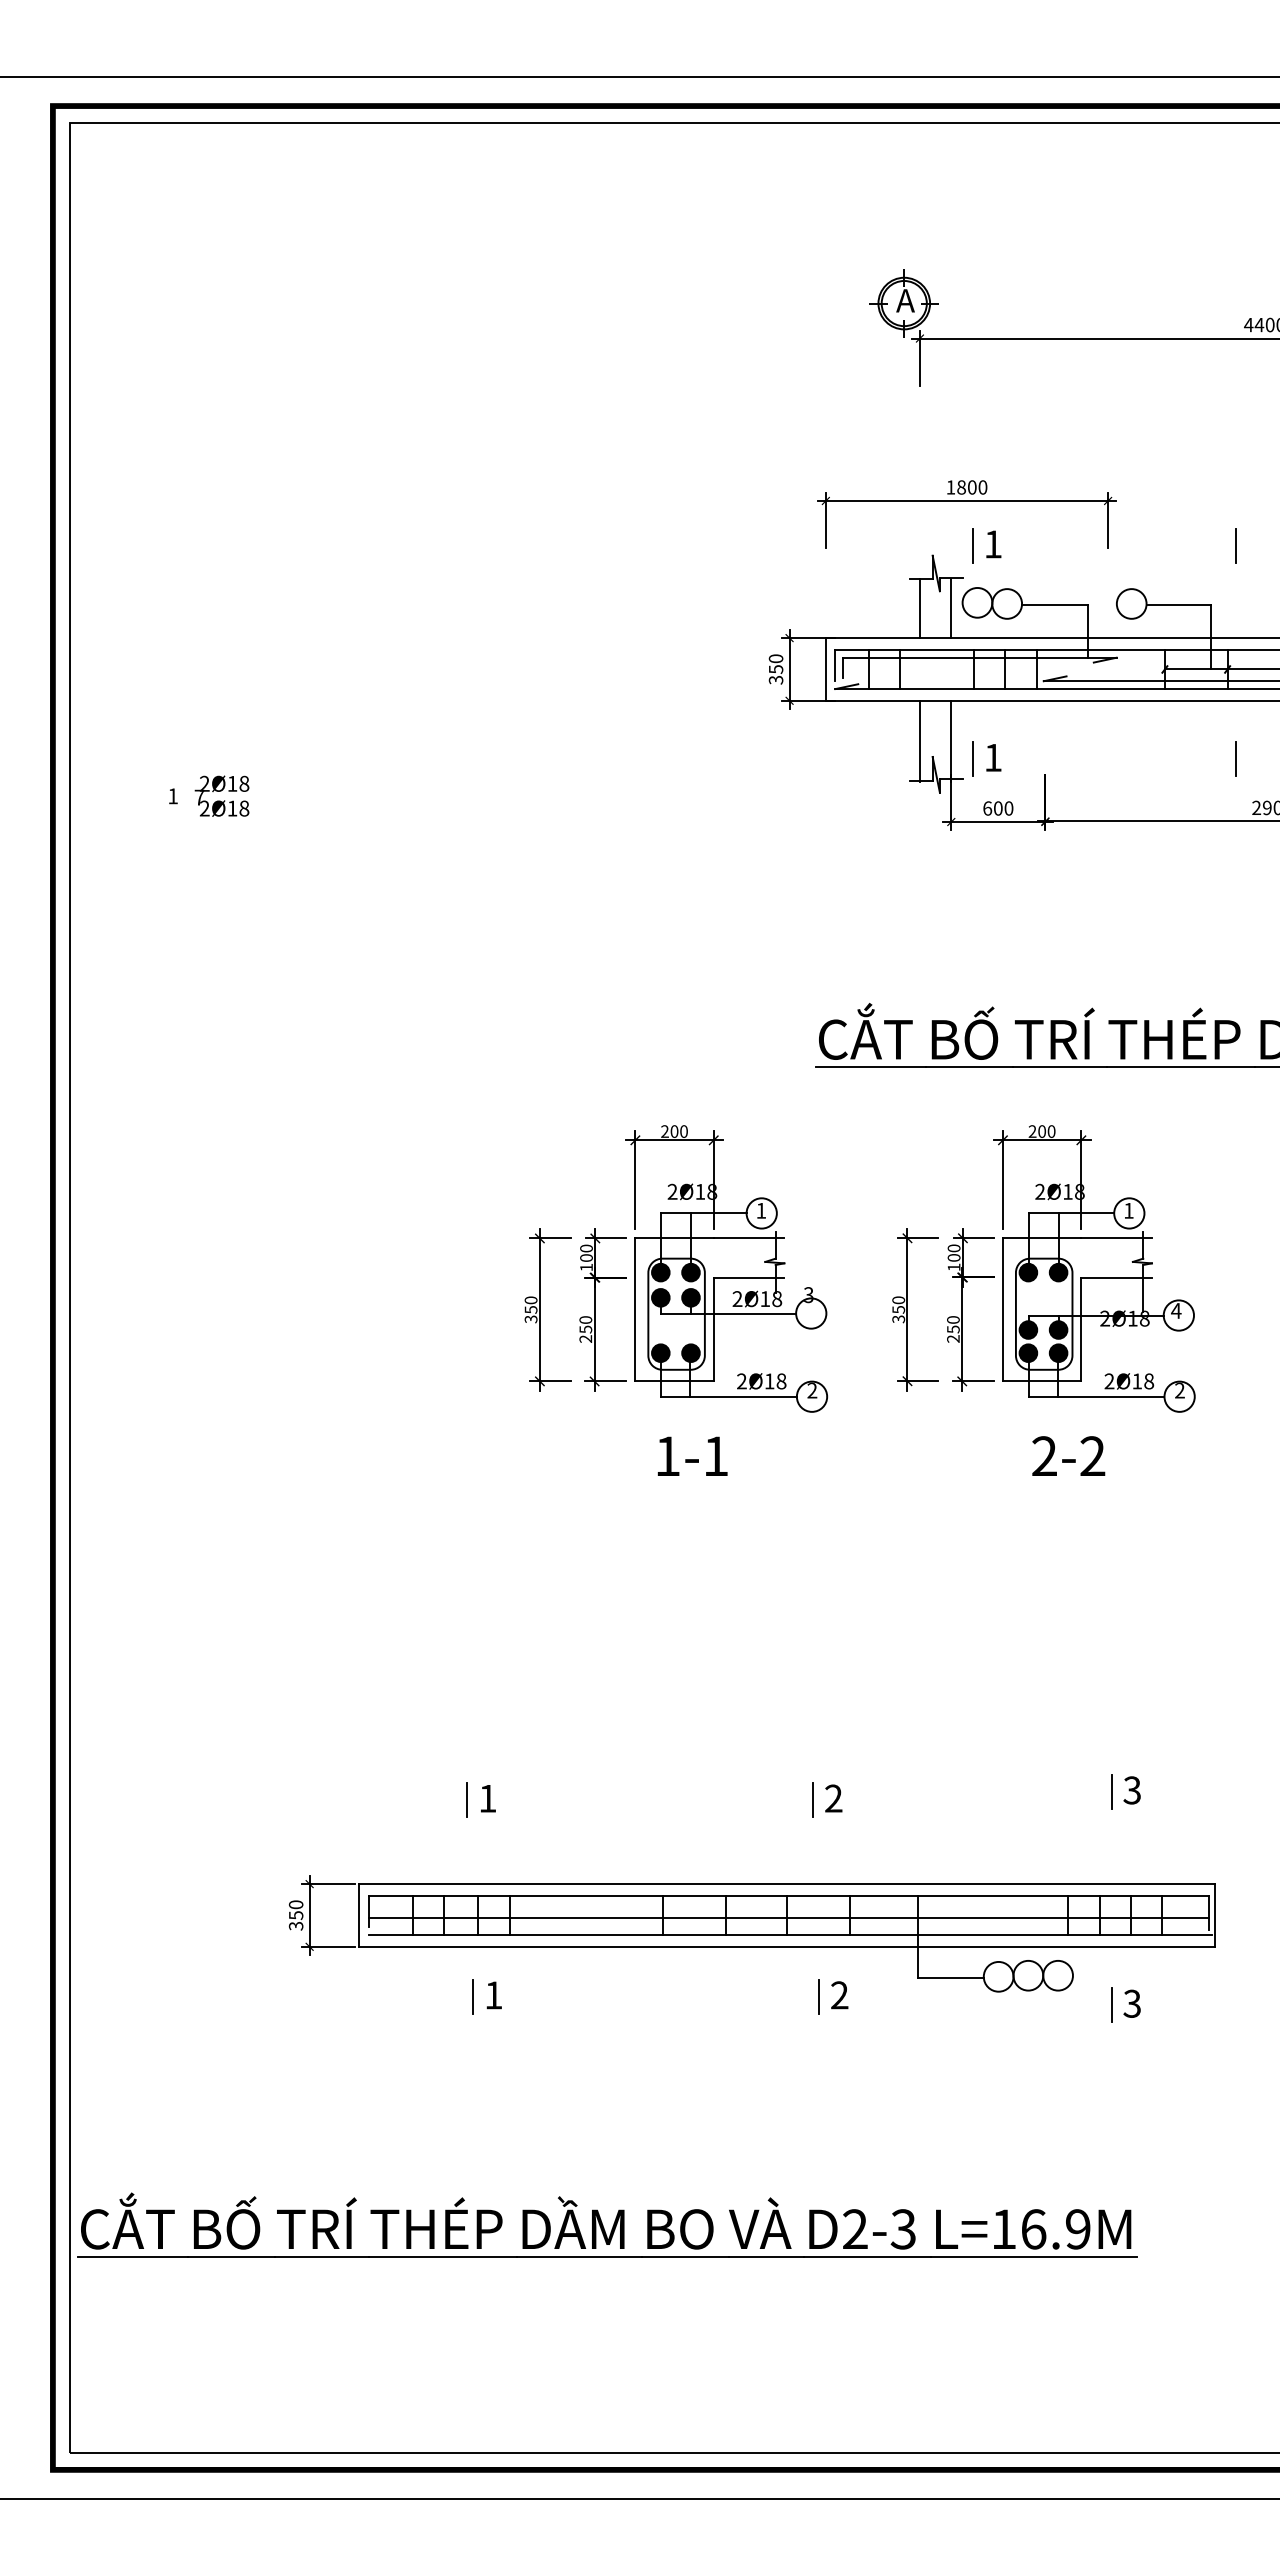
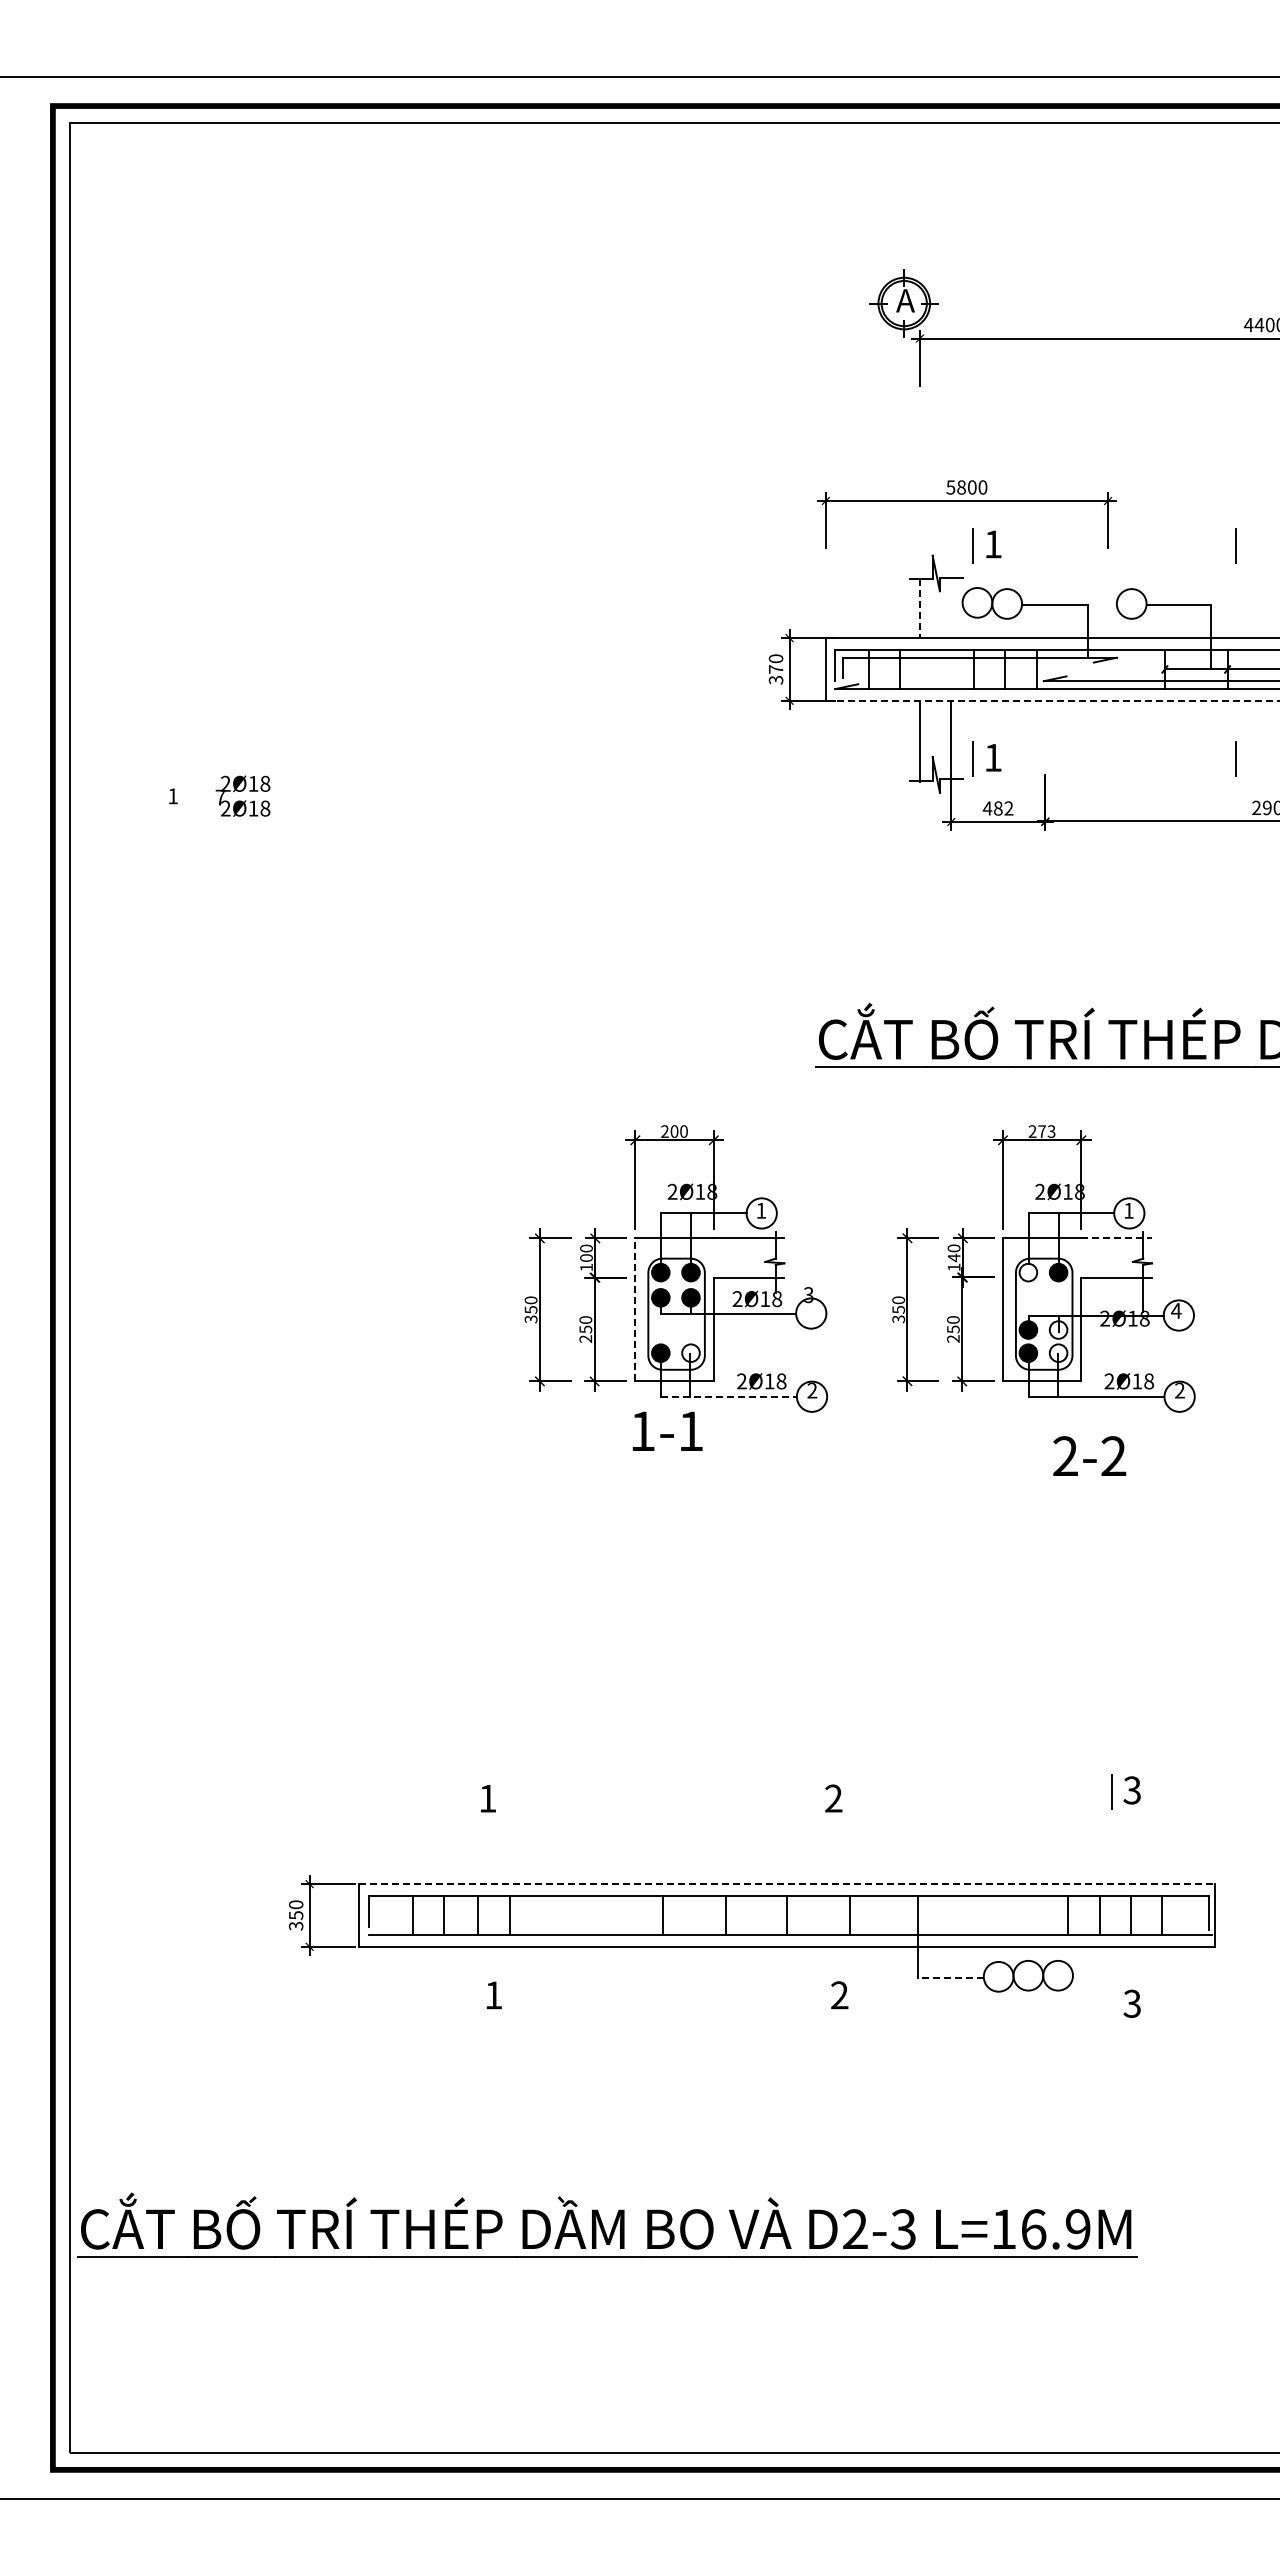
text: 1800 -> 5800 (950, 487)
line: solid -> dashed (919, 608)
line: present -> none (951, 608)
text: 350 -> 370 (776, 669)
line: solid -> dashed (1052, 700)
text position: (221, 795) -> (242, 795) (242, 795)
text: 600 -> 482 (997, 808)
text: 200 -> 273 (1046, 1131)
line: solid -> dashed (1117, 1238)
text: 100 -> 140 (953, 1257)
fill: present -> none (1028, 1272)
line: solid -> dashed (635, 1309)
fill: present -> none (1058, 1329)
fill: present -> none (690, 1353)
fill: present -> none (1058, 1353)
line: solid -> dashed (729, 1396)
text position: (692, 1455) -> (667, 1430) (667, 1430)
text position: (1068, 1455) -> (1089, 1455) (1089, 1455)
line: present -> none (467, 1799)
line: present -> none (813, 1799)
line: solid -> dashed (787, 1884)
line: present -> none (788, 1917)
line: solid -> dashed (951, 1977)
line: present -> none (473, 1996)
line: present -> none (818, 1996)
line: present -> none (1111, 2004)
